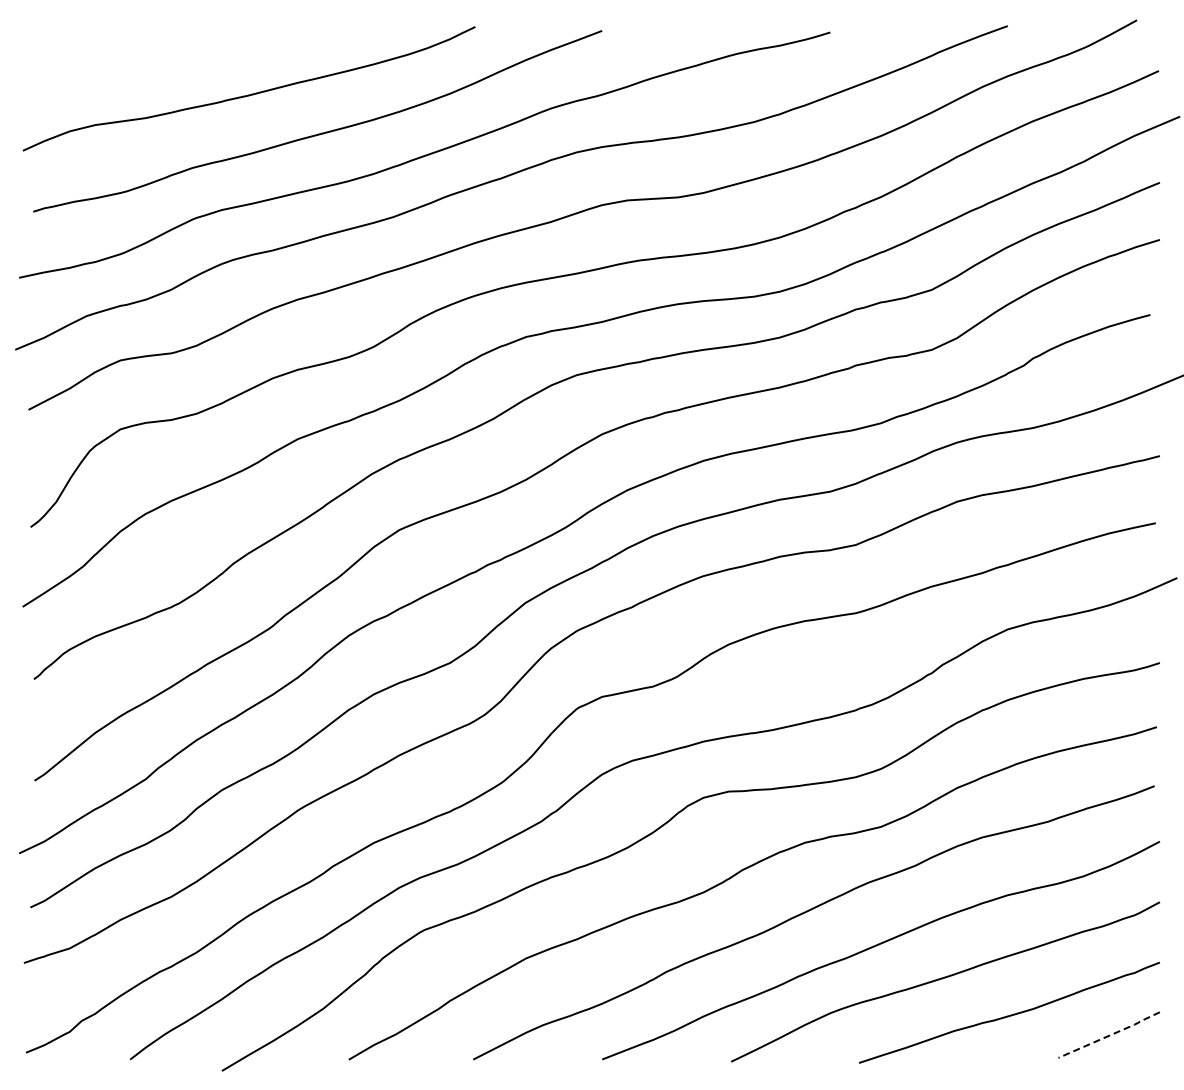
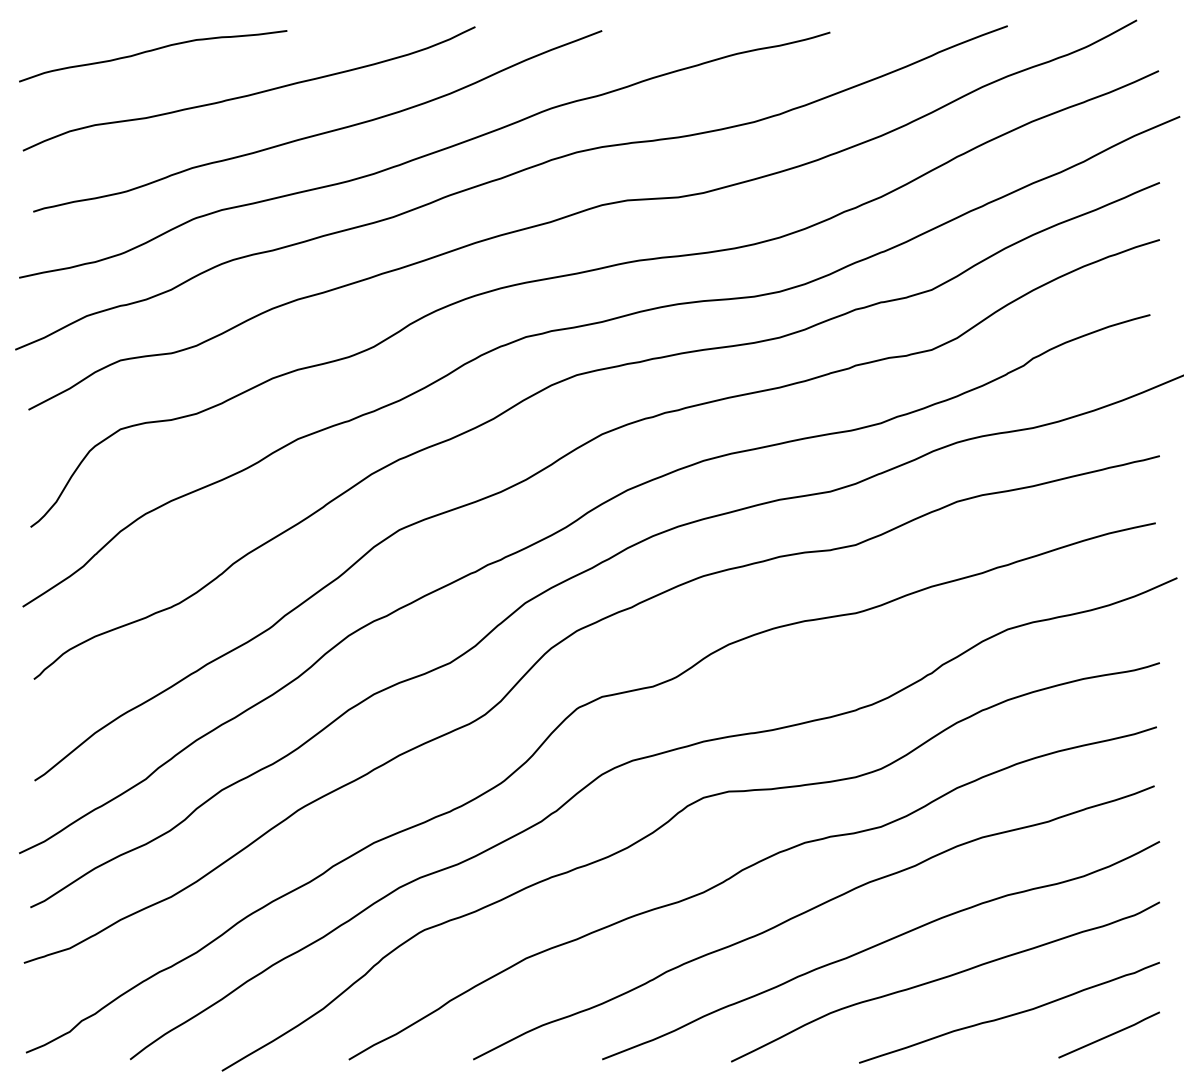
curve: none -> present (152, 51)
line: dashed -> solid (1110, 1035)
